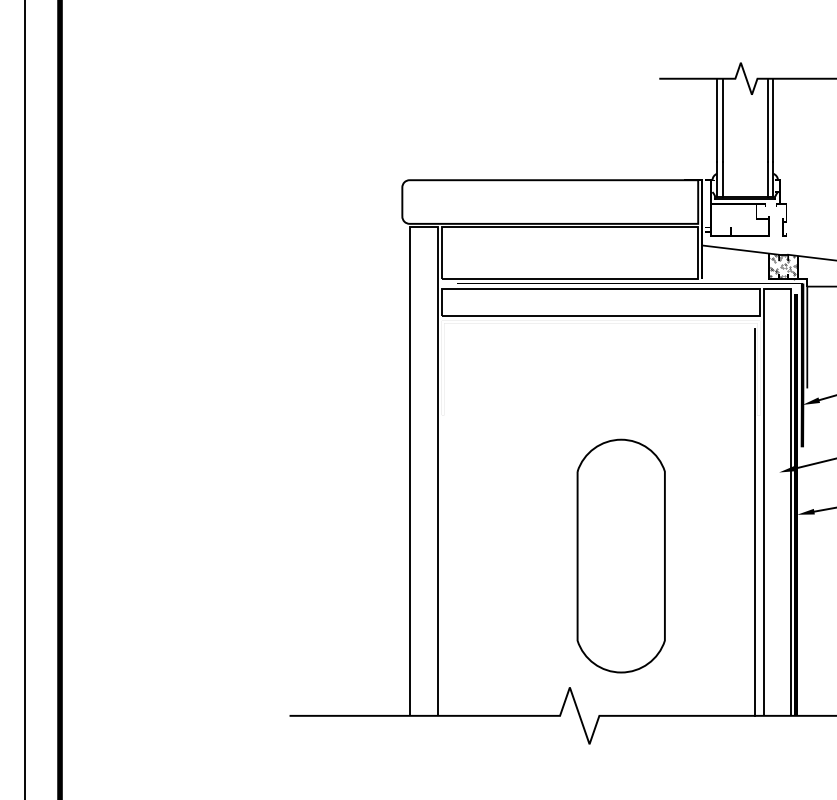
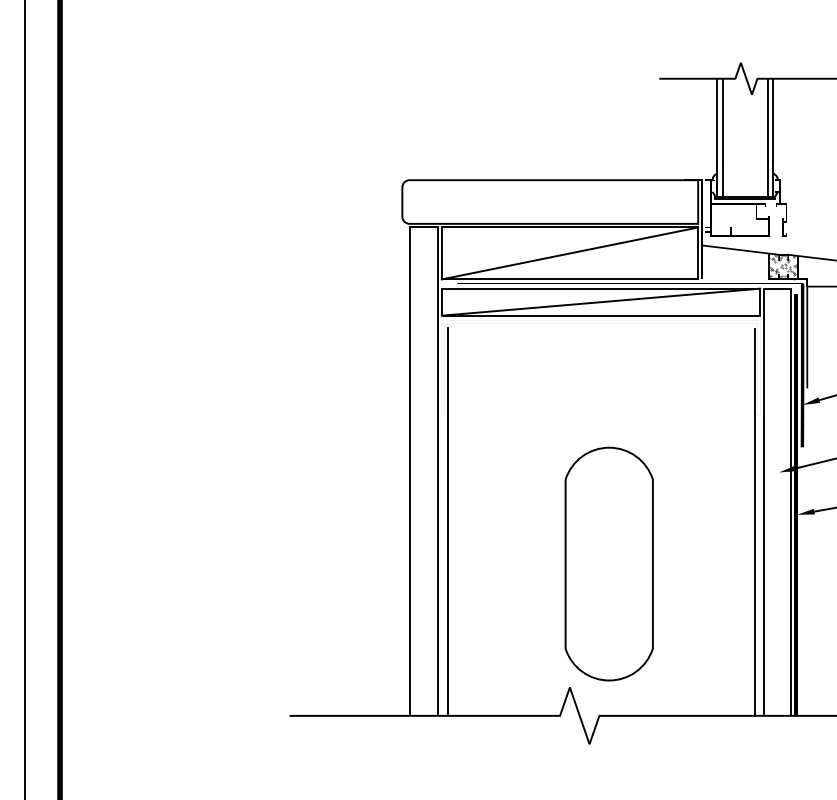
line: none -> present (569, 253)
line: none -> present (600, 301)
line: none -> present (447, 521)
part position: (620, 555) -> (608, 563) (608, 563)
